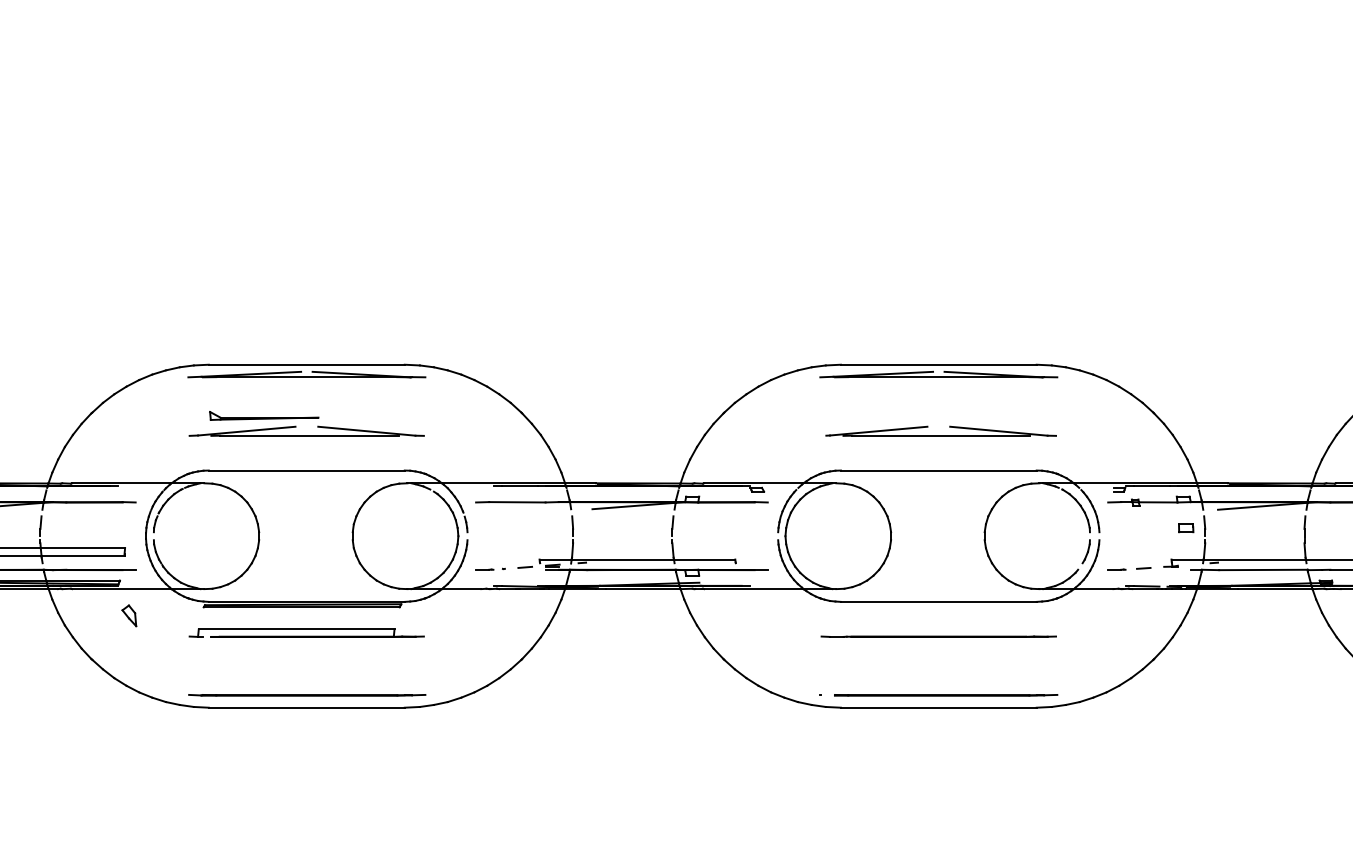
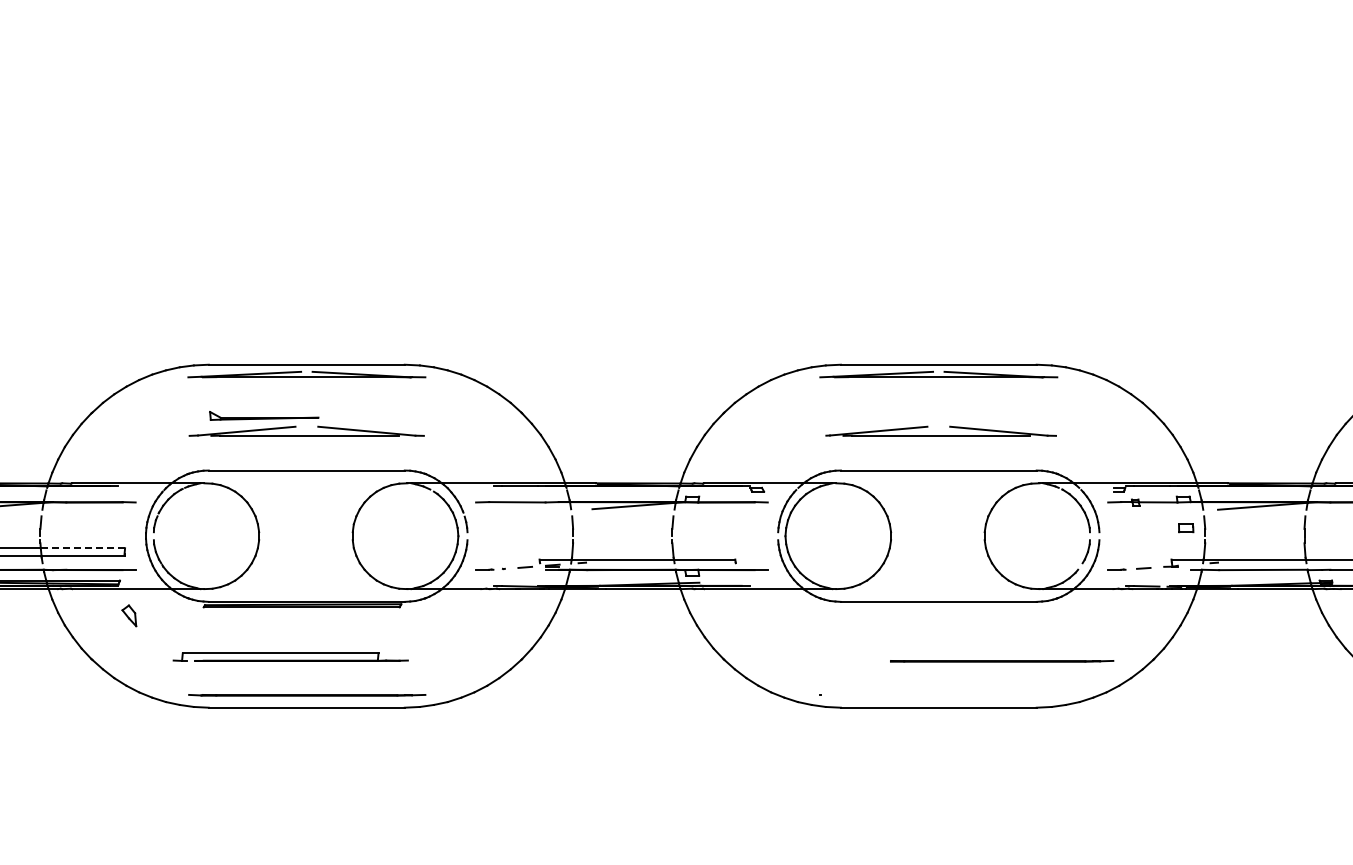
line: solid -> dashed (83, 548)
part position: (306, 632) -> (290, 656) (290, 656)
line: present -> none (938, 636)
line position: (946, 695) -> (1002, 661) (1002, 661)
